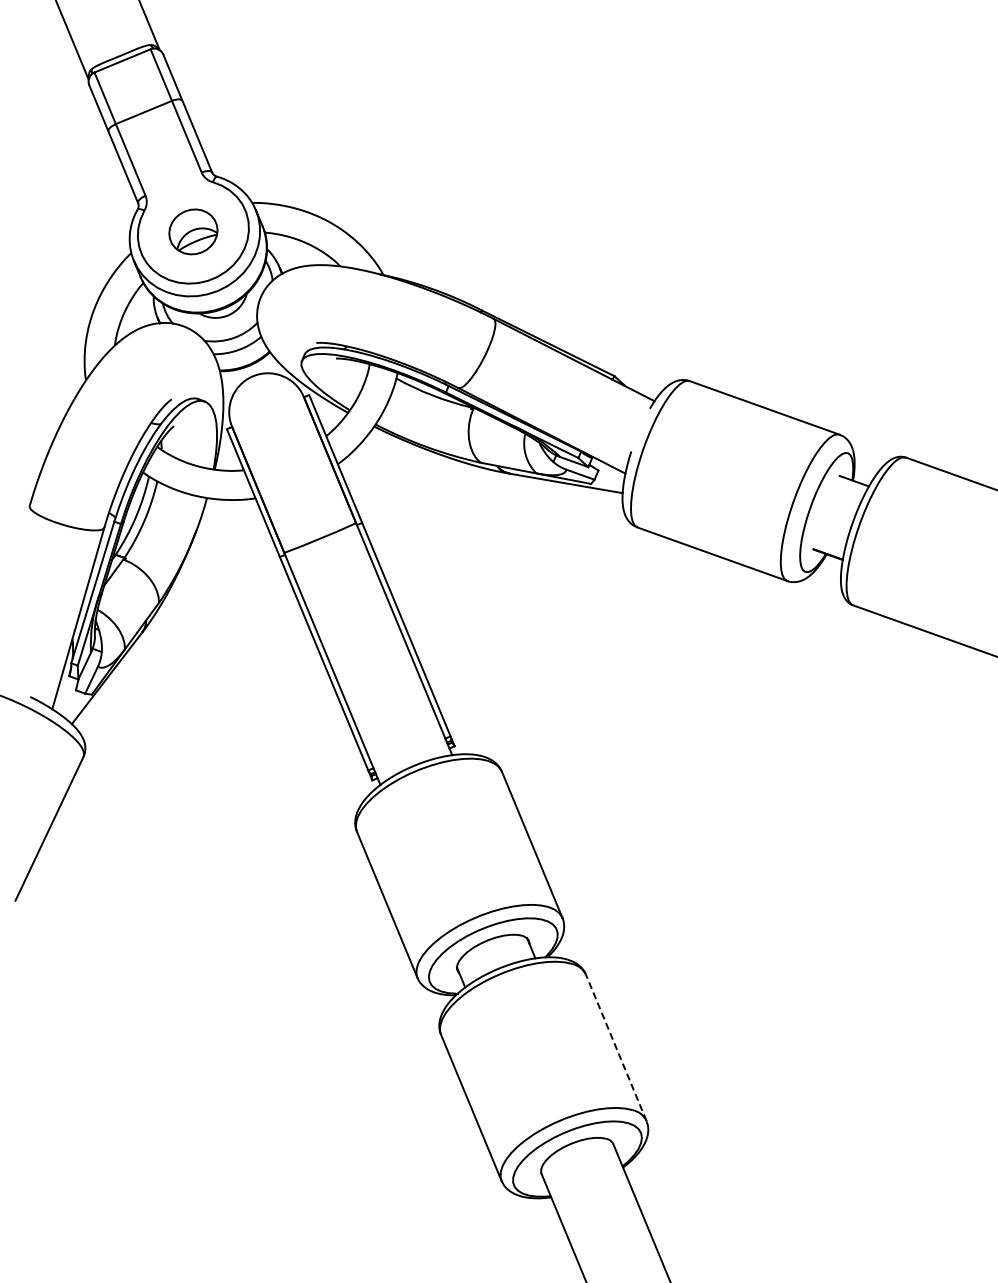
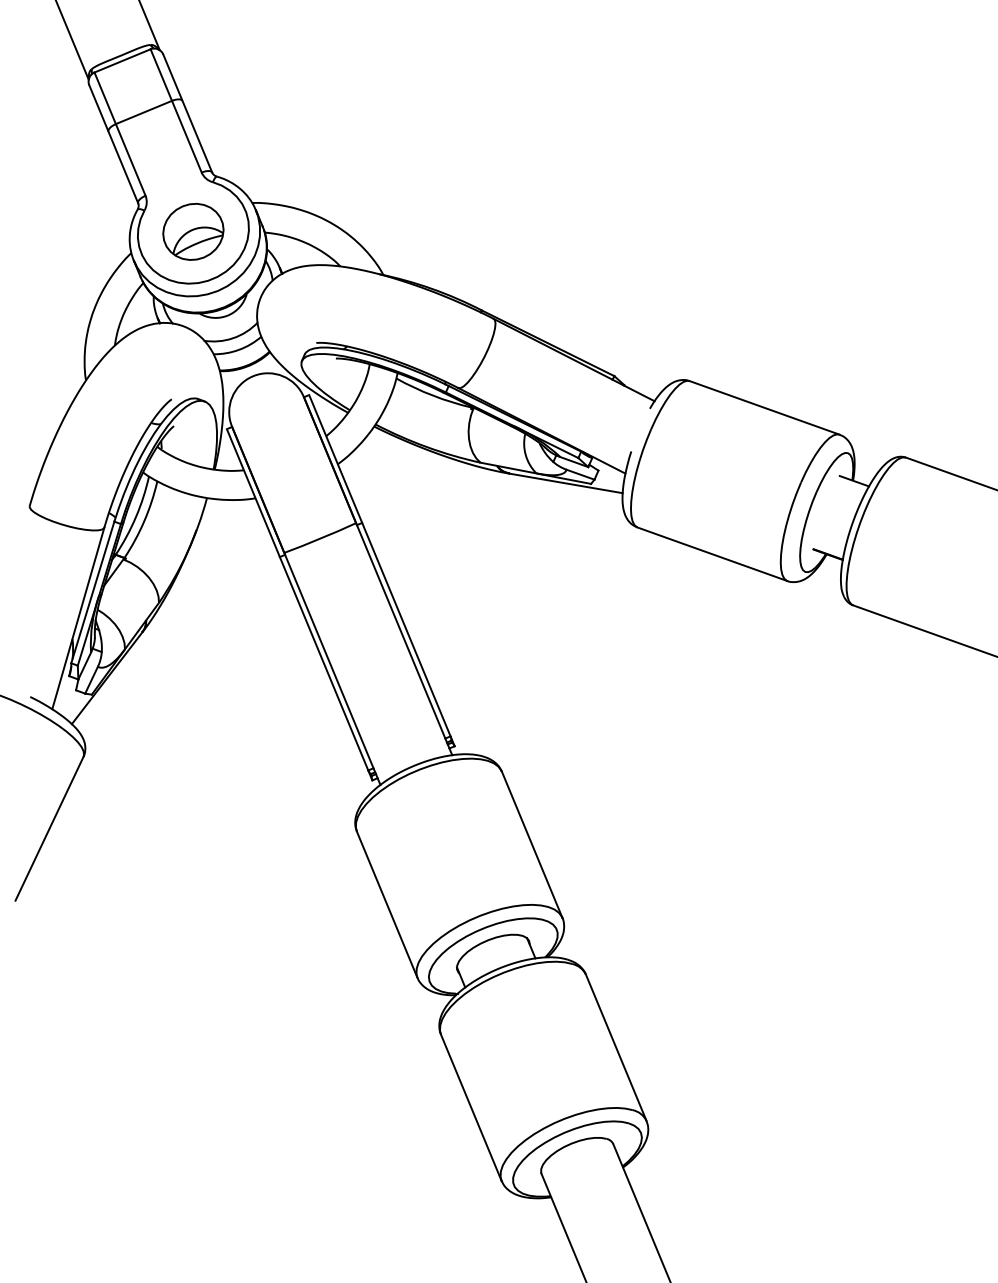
part size: 51x48 px -> 63x58 px (193, 231)
line: dashed -> solid (616, 1047)
